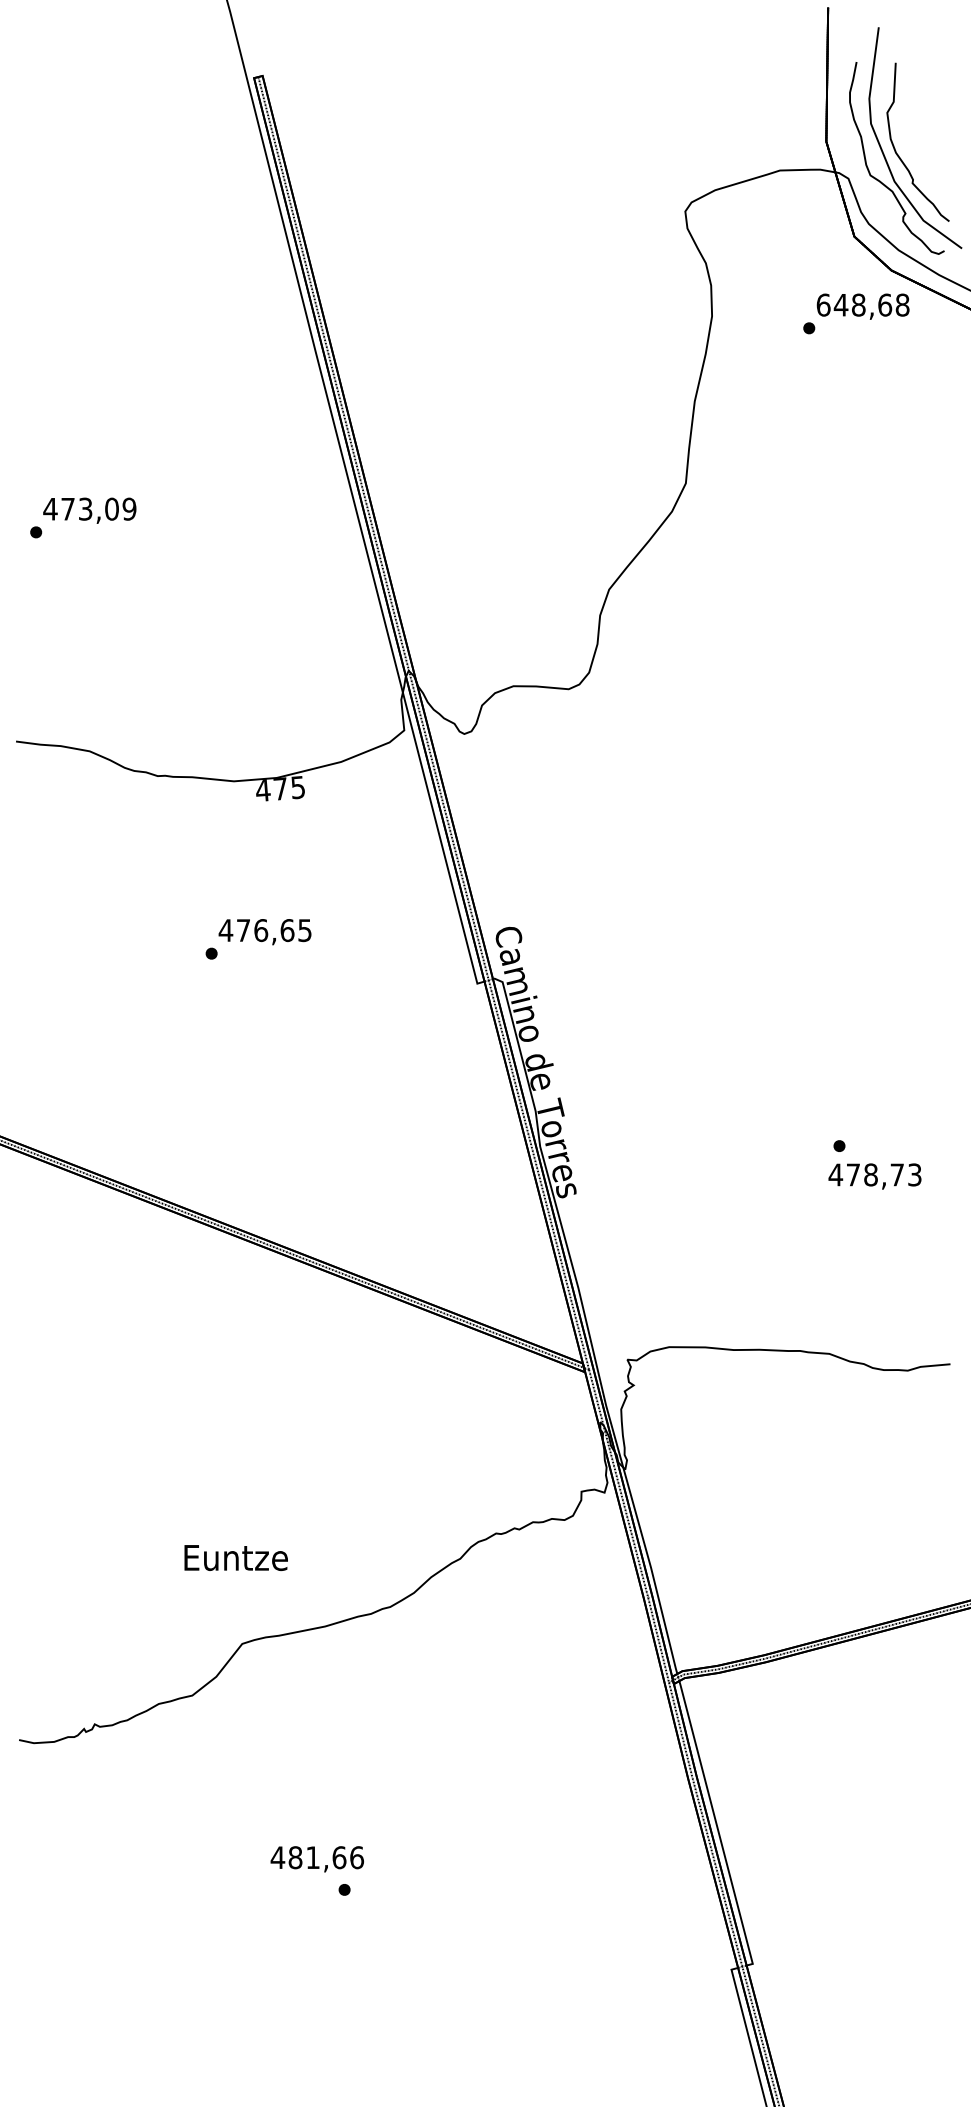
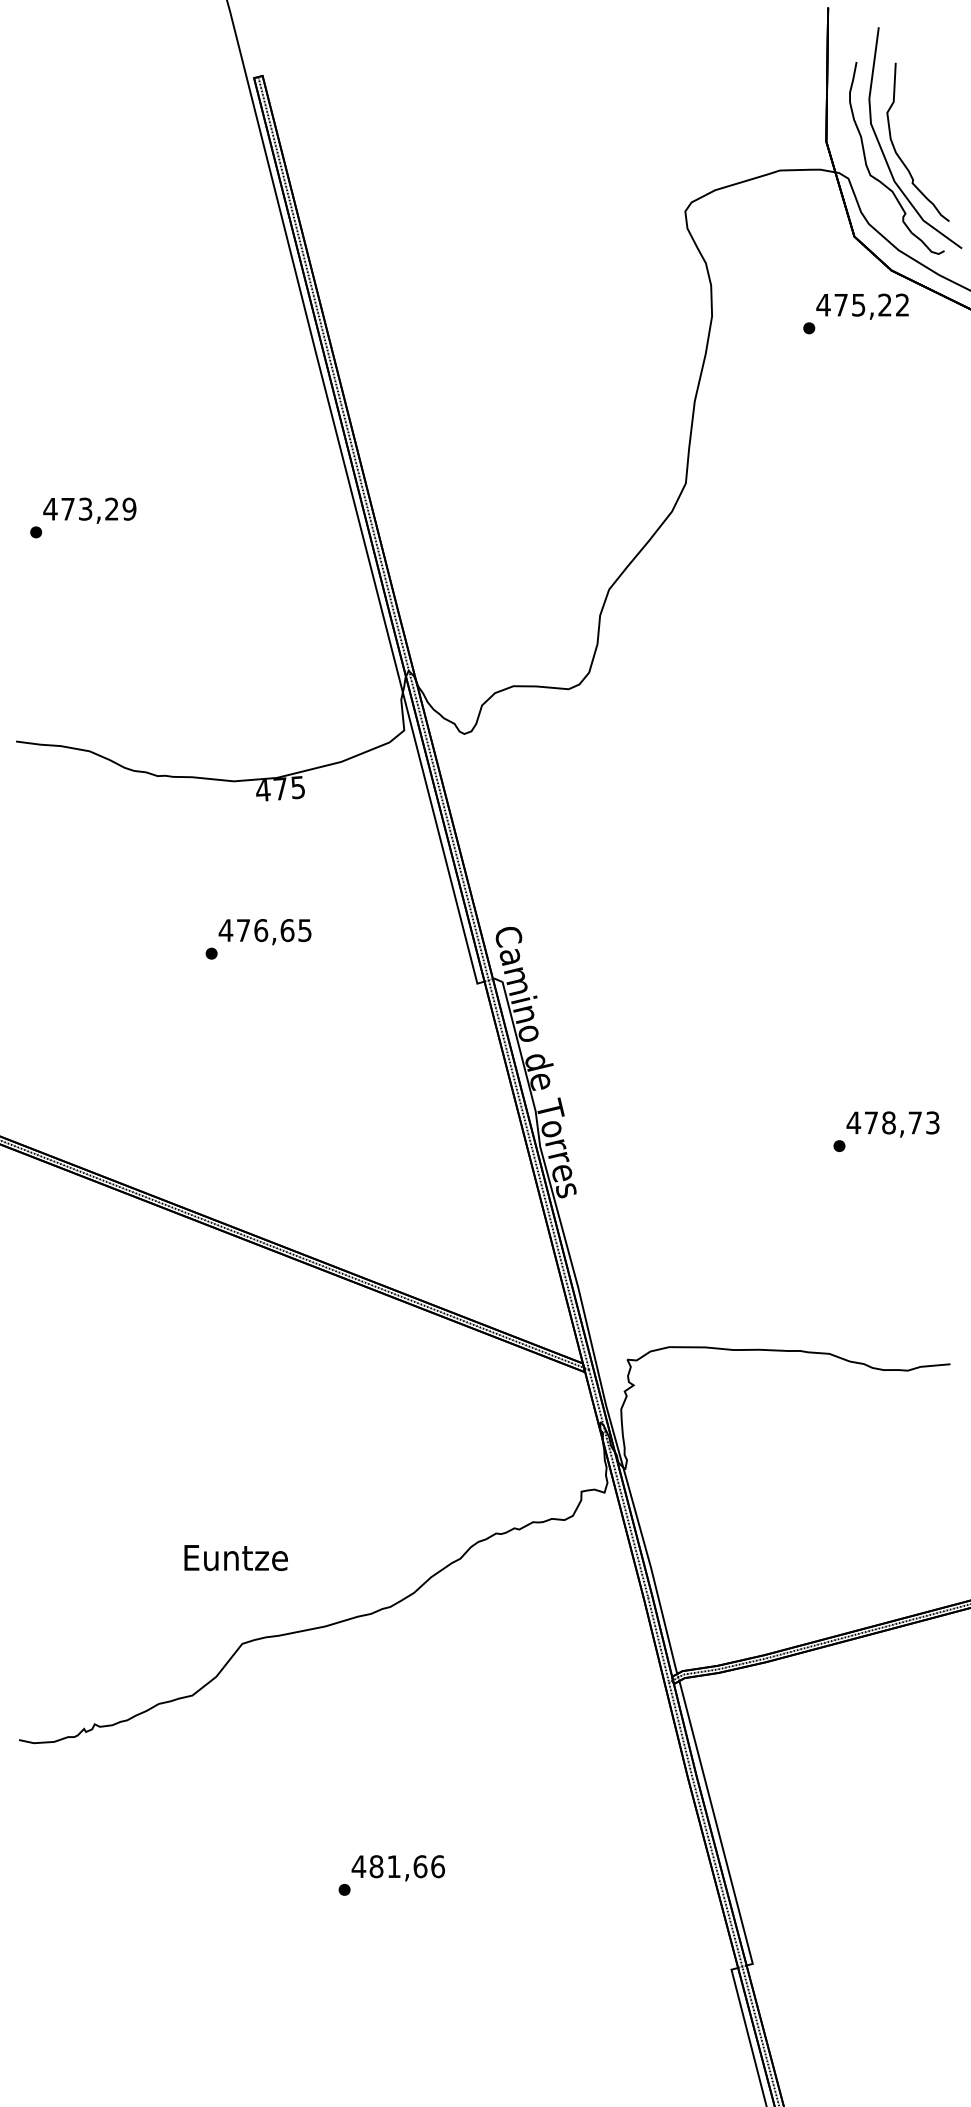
text: 648,68 -> 475,22 (862, 304)
text: 473,09 -> 473,29 (111, 508)
text position: (874, 1176) -> (892, 1124) (892, 1124)
text position: (316, 1859) -> (397, 1868) (397, 1868)
